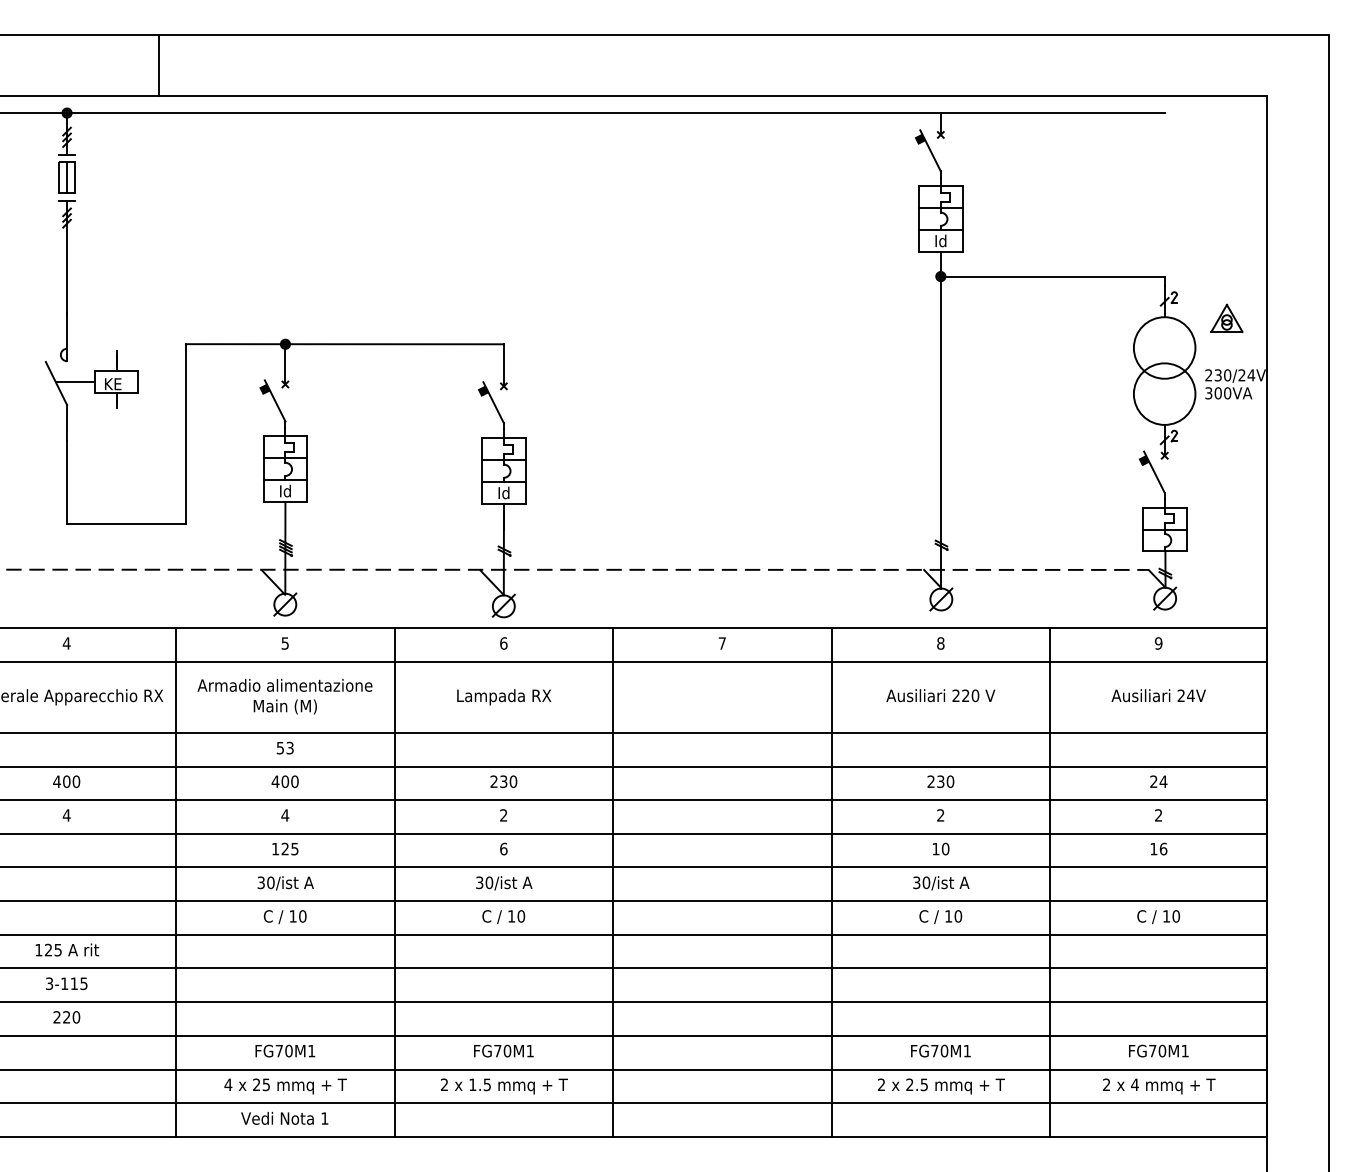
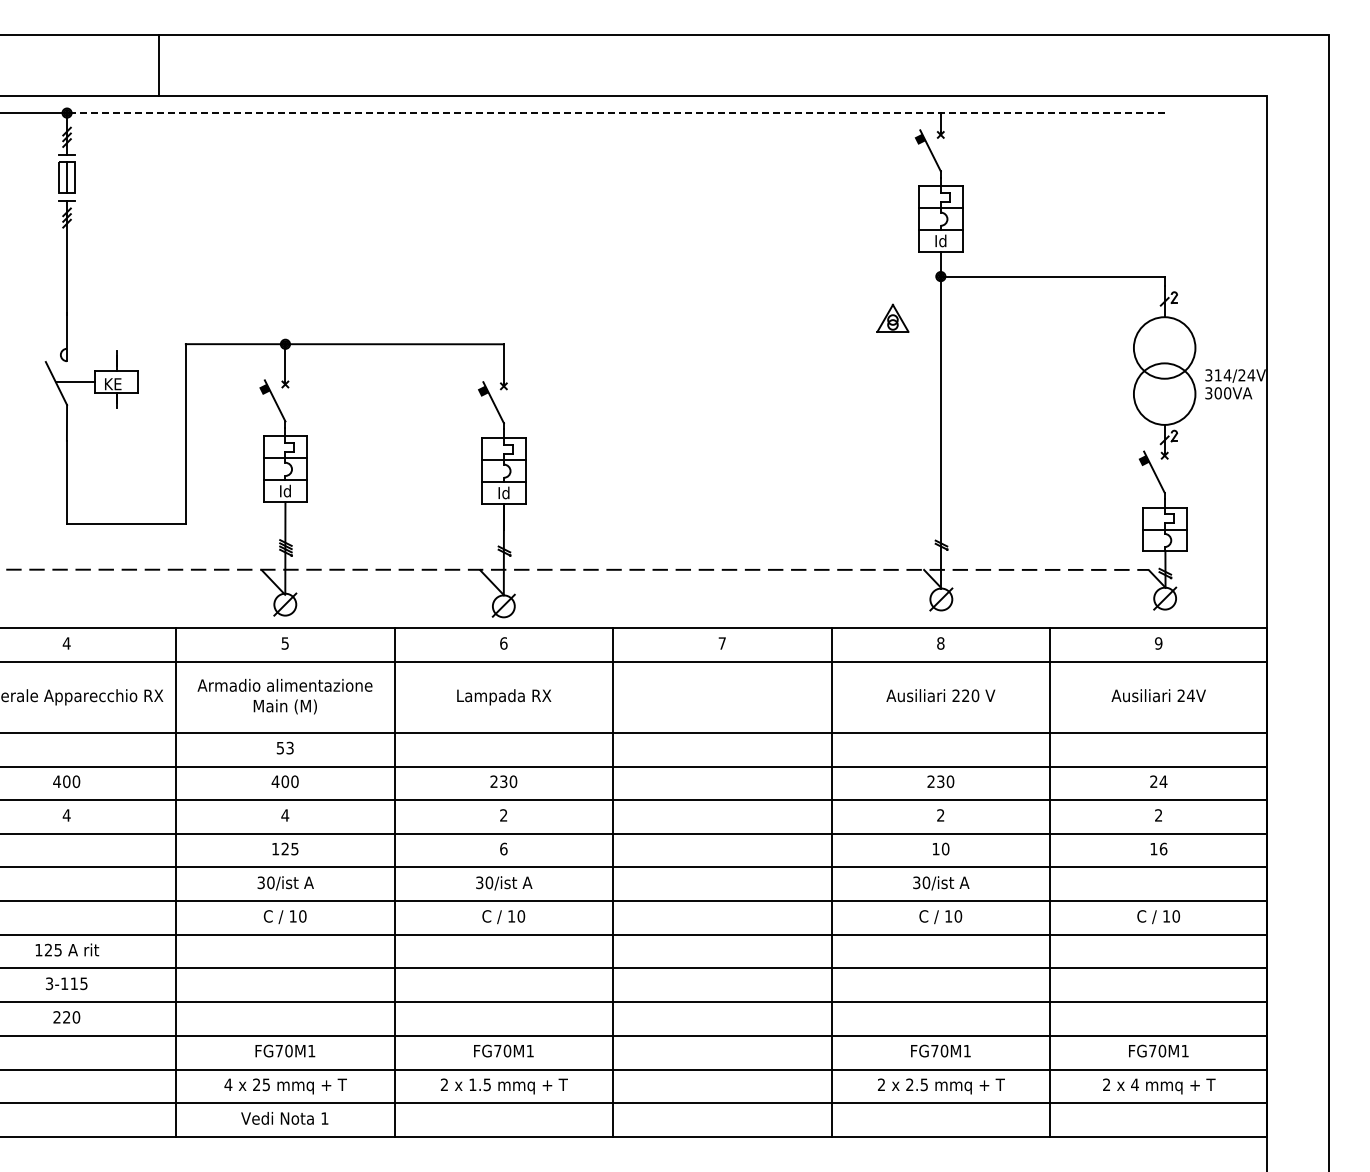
line: solid -> dashed (617, 113)
part position: (1226, 317) -> (892, 317) (892, 317)
text: 230/24V -> 314/24V (1218, 375)
